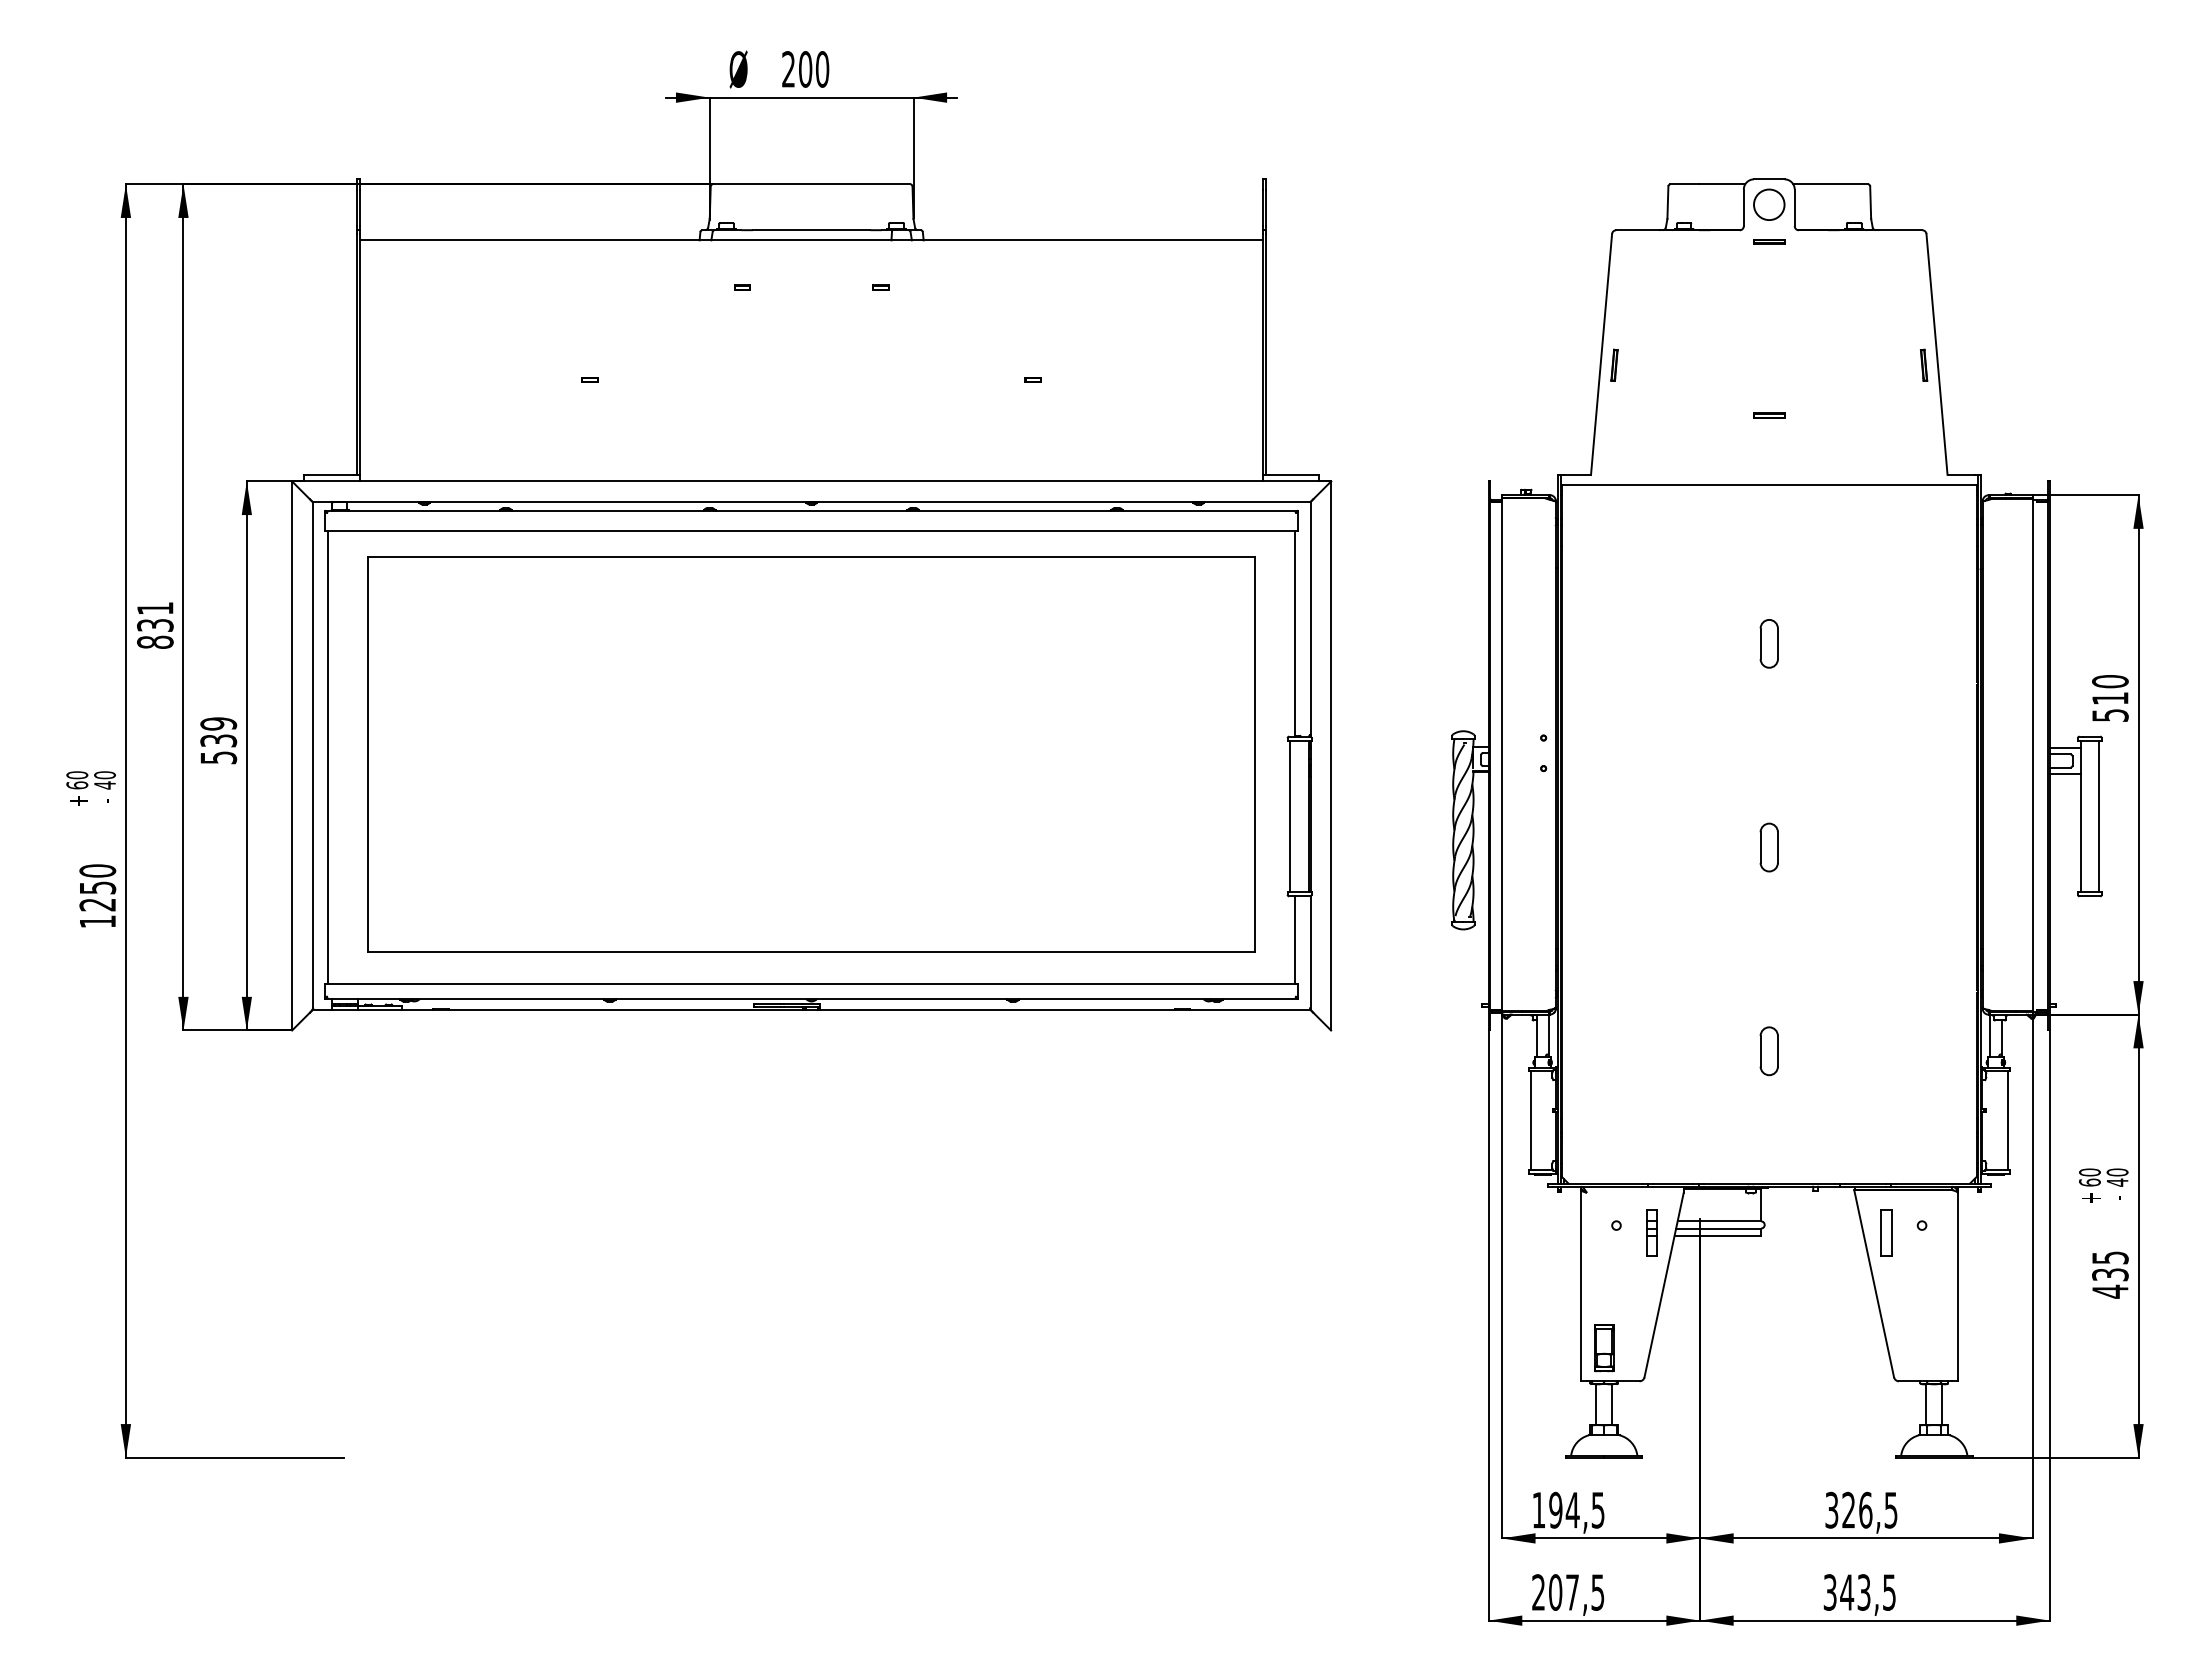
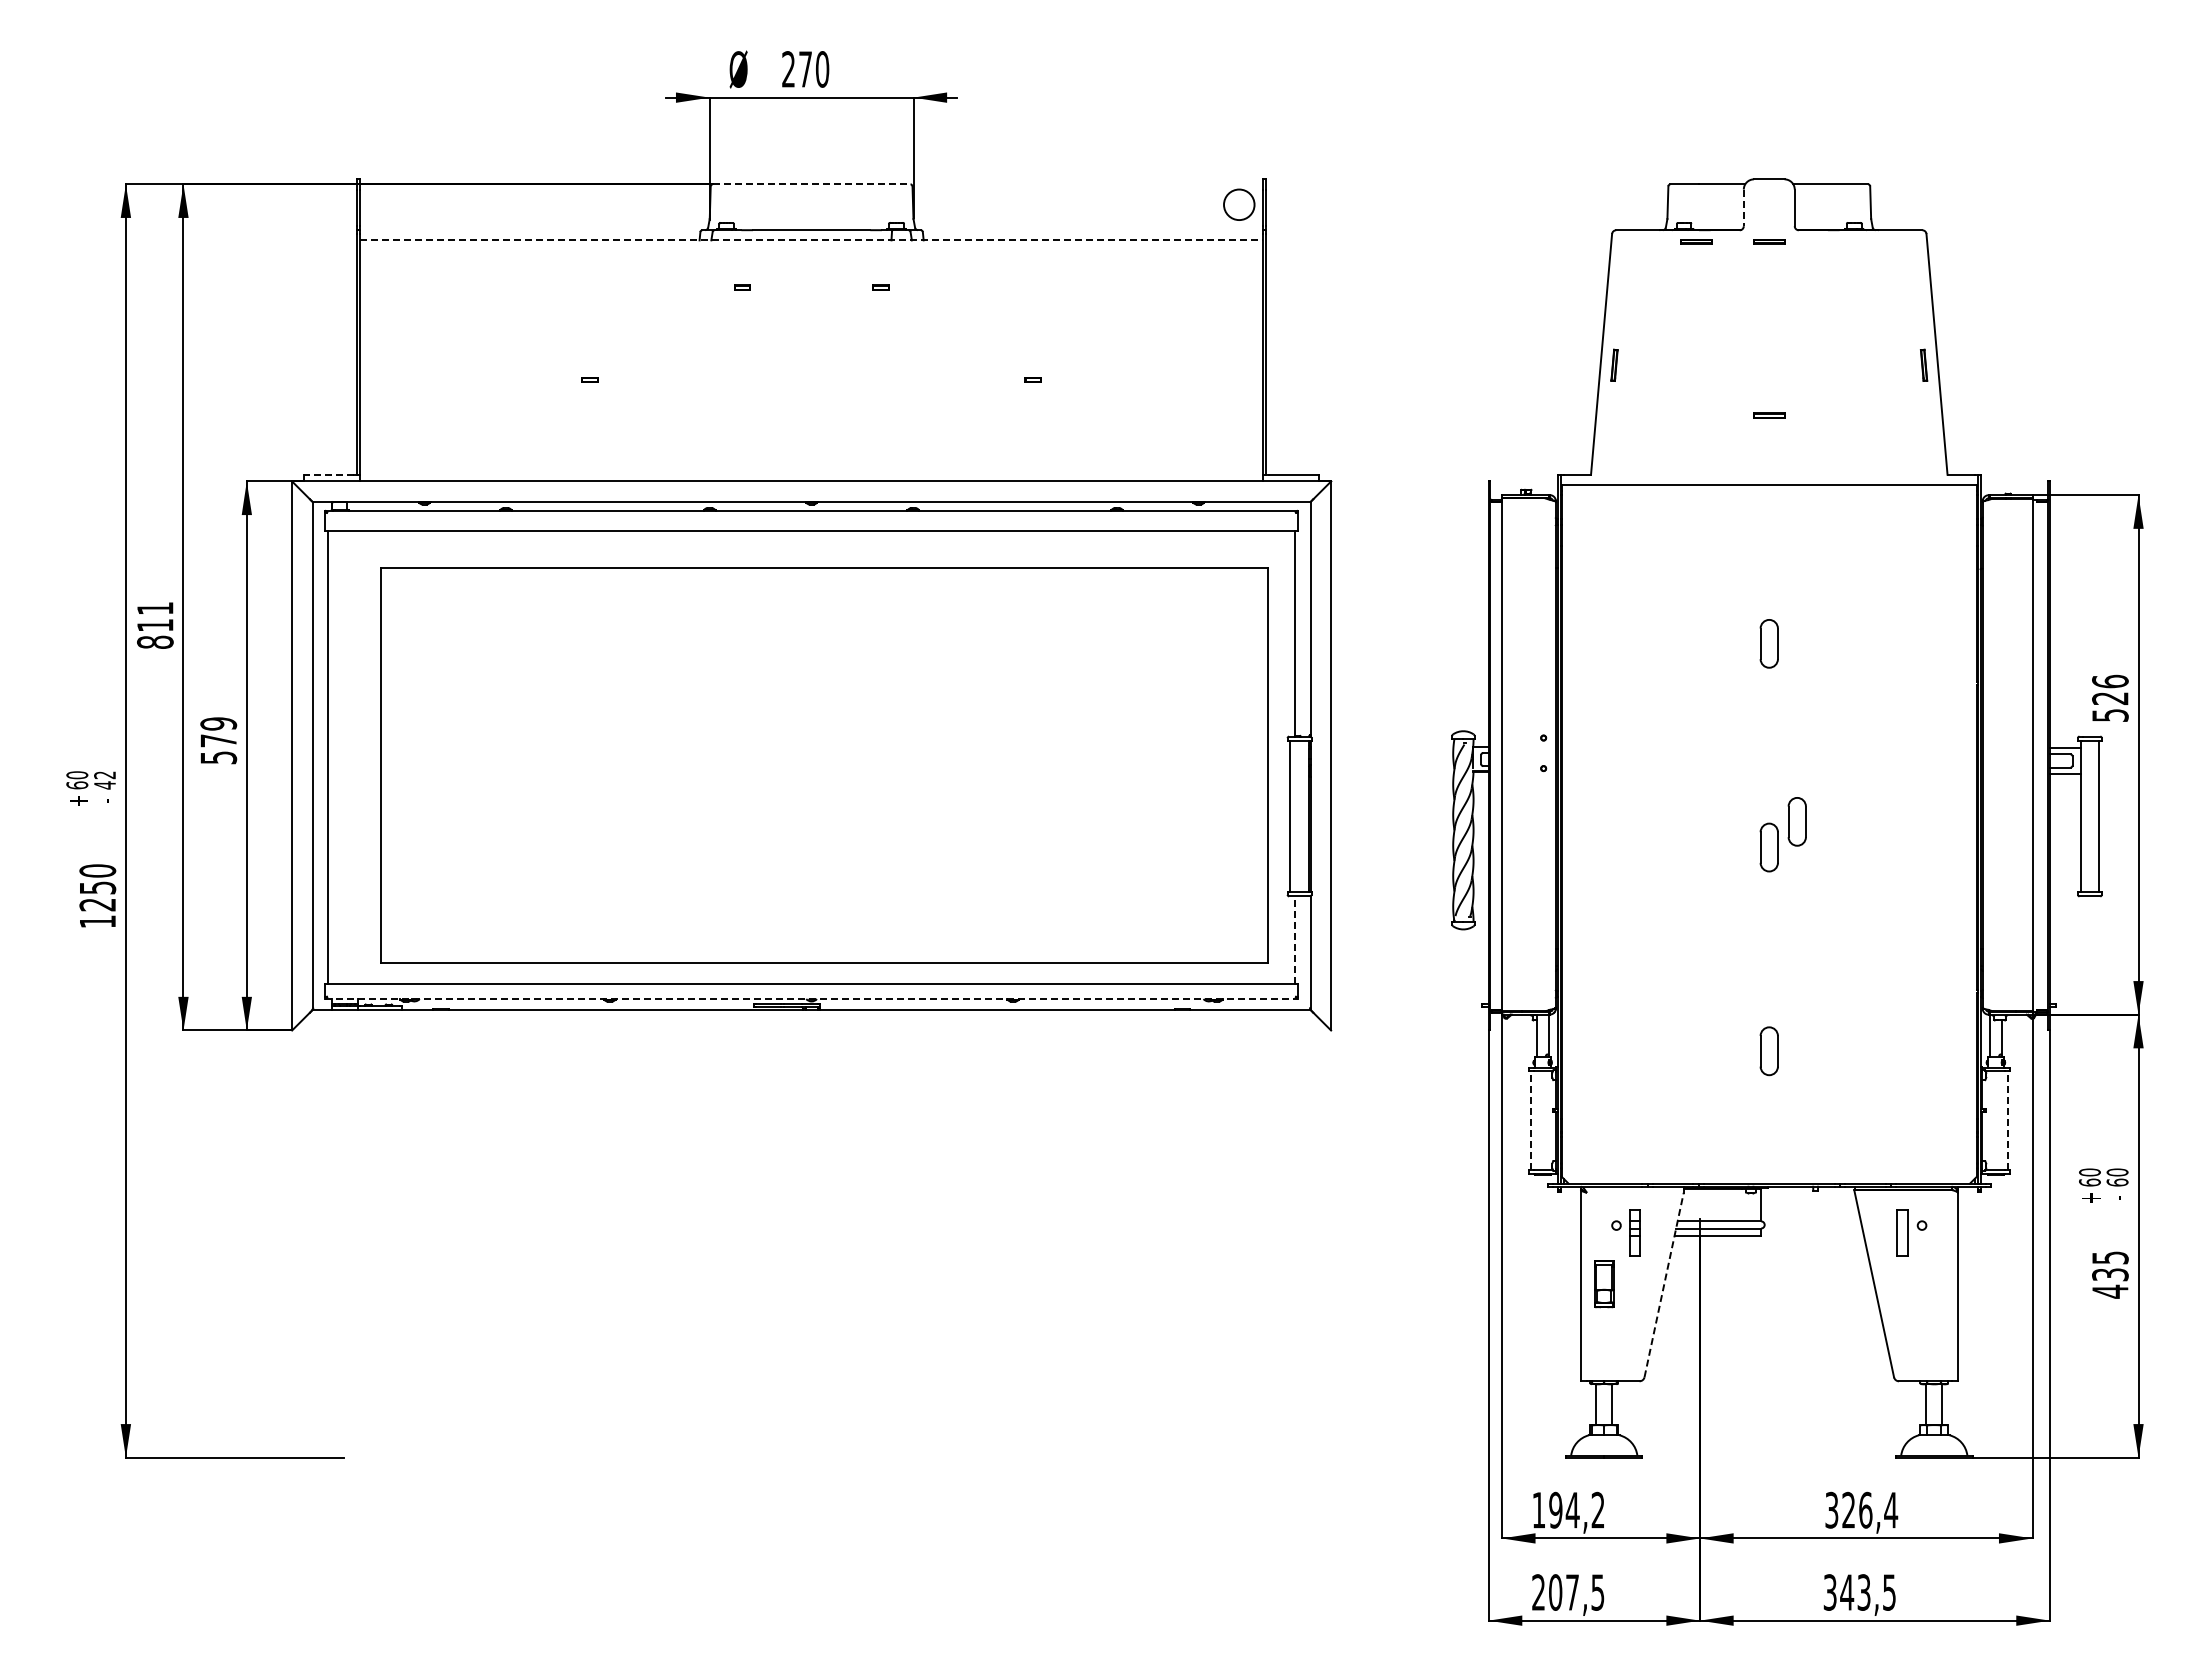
text: 200 -> 270 (805, 69)
line: solid -> dashed (811, 184)
circle position: (1769, 204) -> (1239, 204) (1239, 204)
line: solid -> dashed (1743, 208)
line: solid -> dashed (812, 240)
part: none -> present (1696, 241)
line: solid -> dashed (329, 474)
text: 831 -> 811 (155, 625)
text: 510 -> 526 (2110, 689)
text: 539 -> 579 (218, 740)
part position: (811, 754) -> (824, 765) (824, 765)
text: 40 -> 42 (104, 775)
part: none -> present (1796, 821)
line: solid -> dashed (1295, 940)
line: solid -> dashed (812, 999)
line: solid -> dashed (1530, 1120)
line: solid -> dashed (2007, 1120)
text: 40 -> 60 (2117, 1182)
part position: (1651, 1232) -> (1634, 1232) (1634, 1232)
part position: (1886, 1232) -> (1902, 1232) (1902, 1232)
line: solid -> dashed (1664, 1284)
part position: (1604, 1348) -> (1604, 1284) (1604, 1284)
text: 194,5 -> 194,2 (1597, 1509)
text: 326,5 -> 326,4 (1891, 1510)
